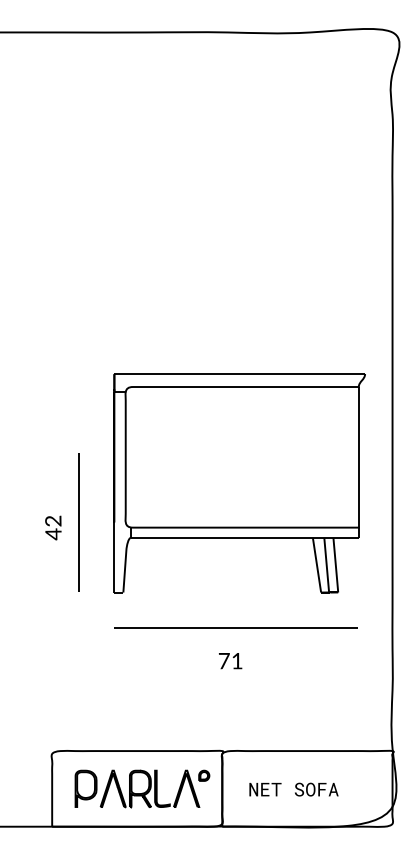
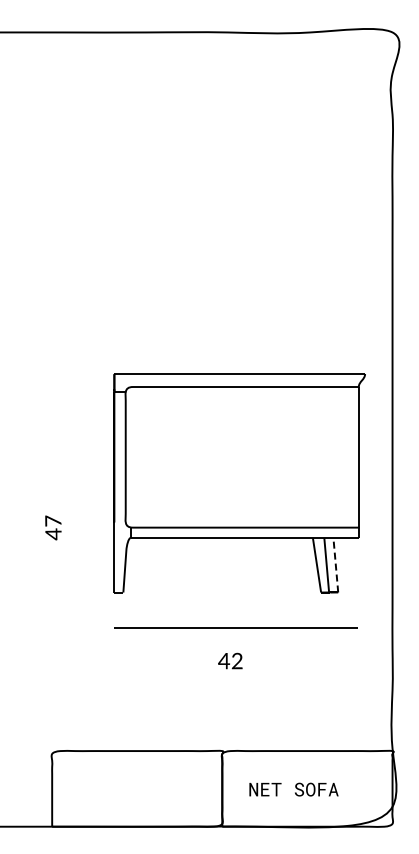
text: 42 -> 47 (53, 520)
line: present -> none (78, 522)
line: solid -> dashed (335, 564)
text: 71 -> 42 (230, 660)
part: present -> none (142, 788)
